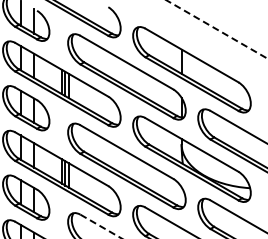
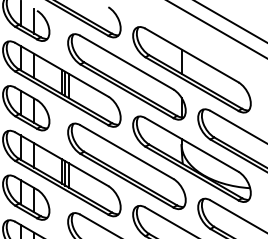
line: none -> present (230, 21)
line: dashed -> solid (216, 29)
line: dashed -> solid (101, 226)
